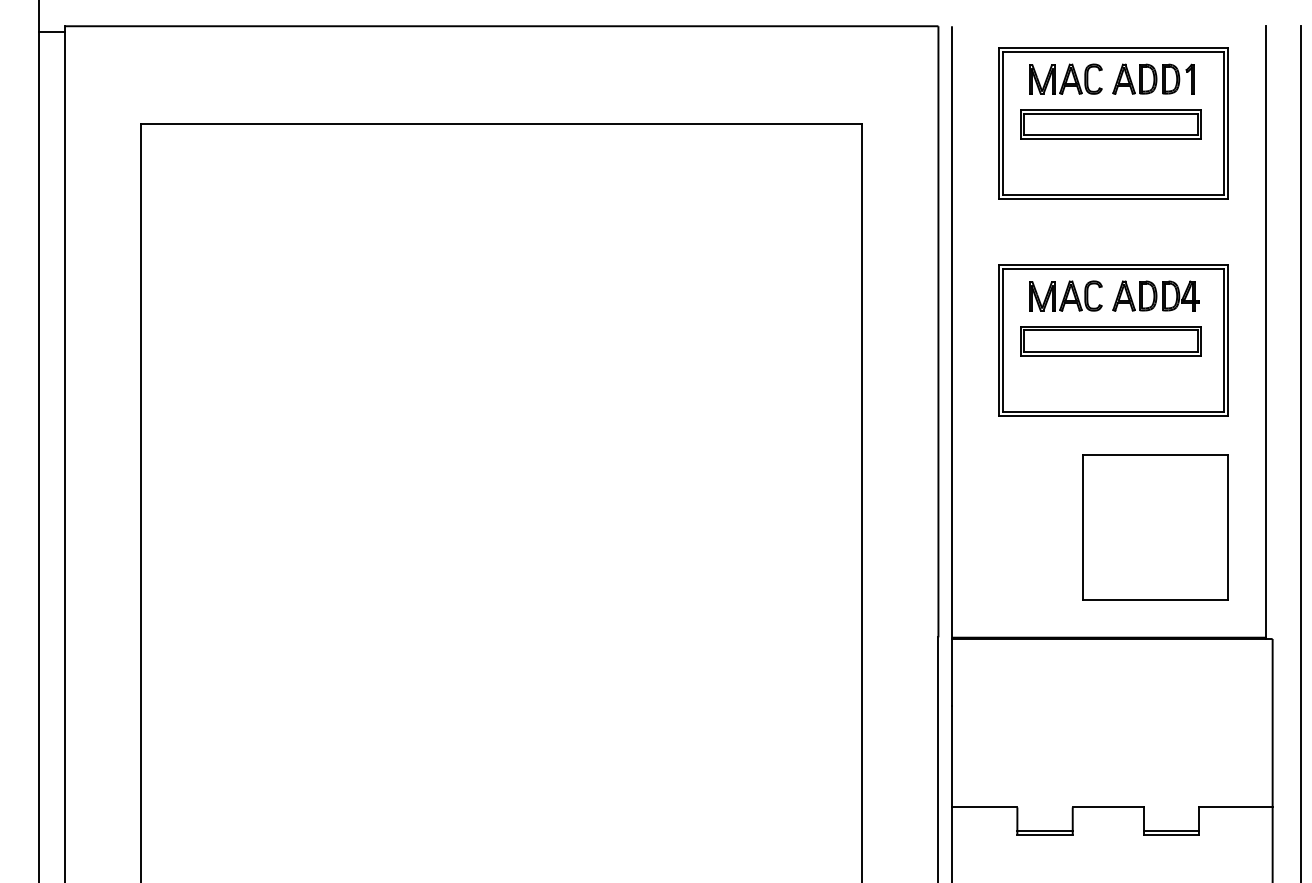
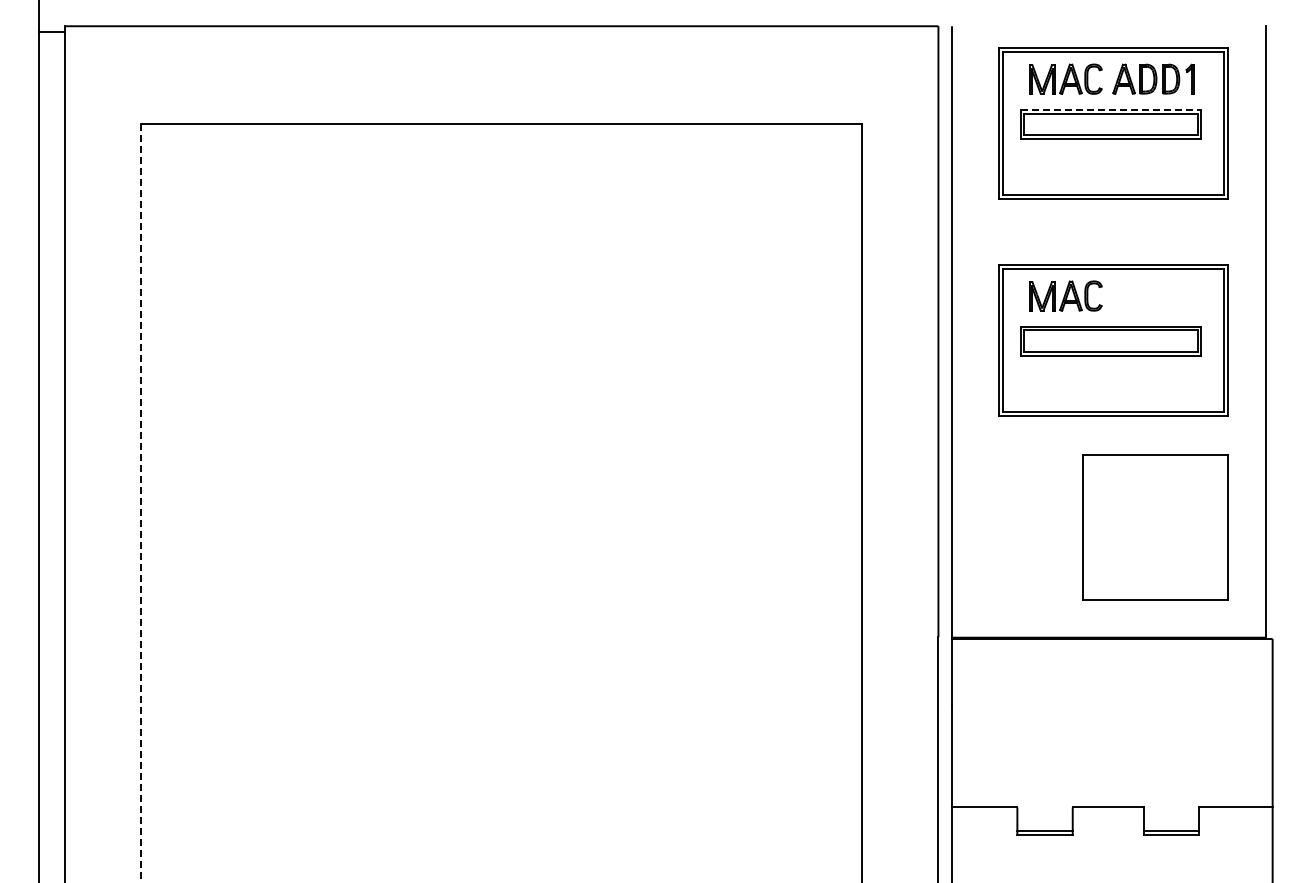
line: solid -> dashed (1111, 109)
part: present -> none (1155, 295)
line: present -> none (1300, 452)
line: solid -> dashed (140, 502)
